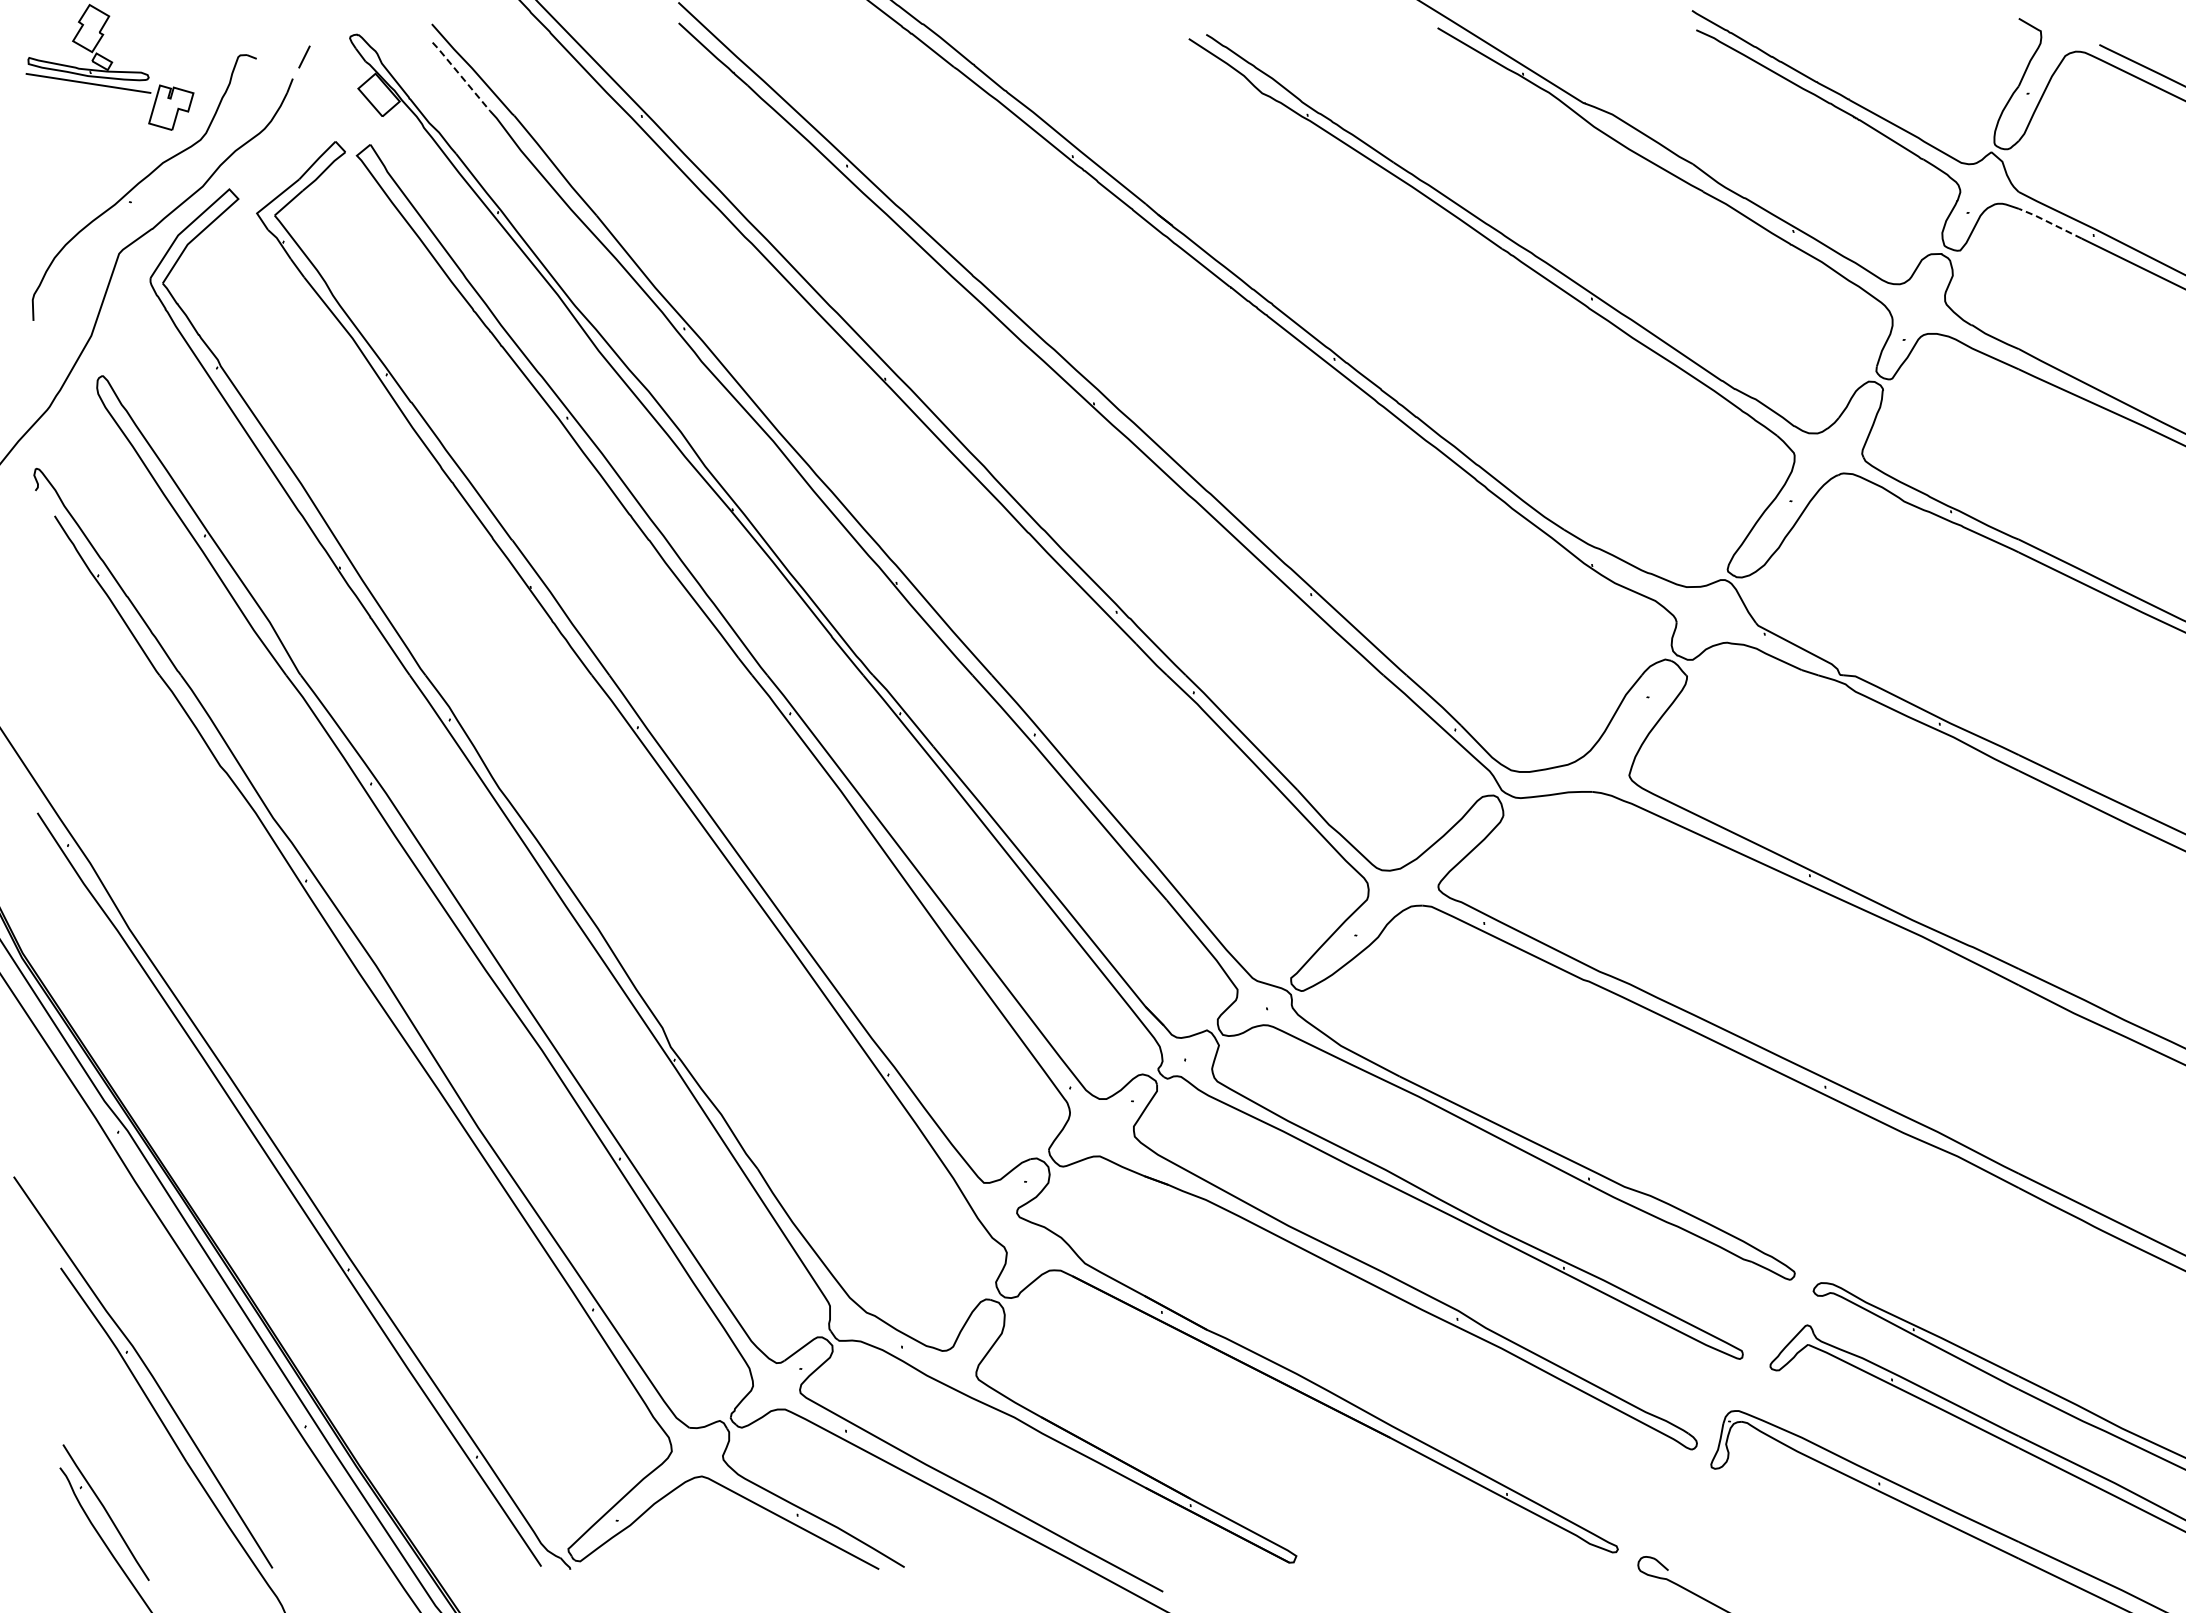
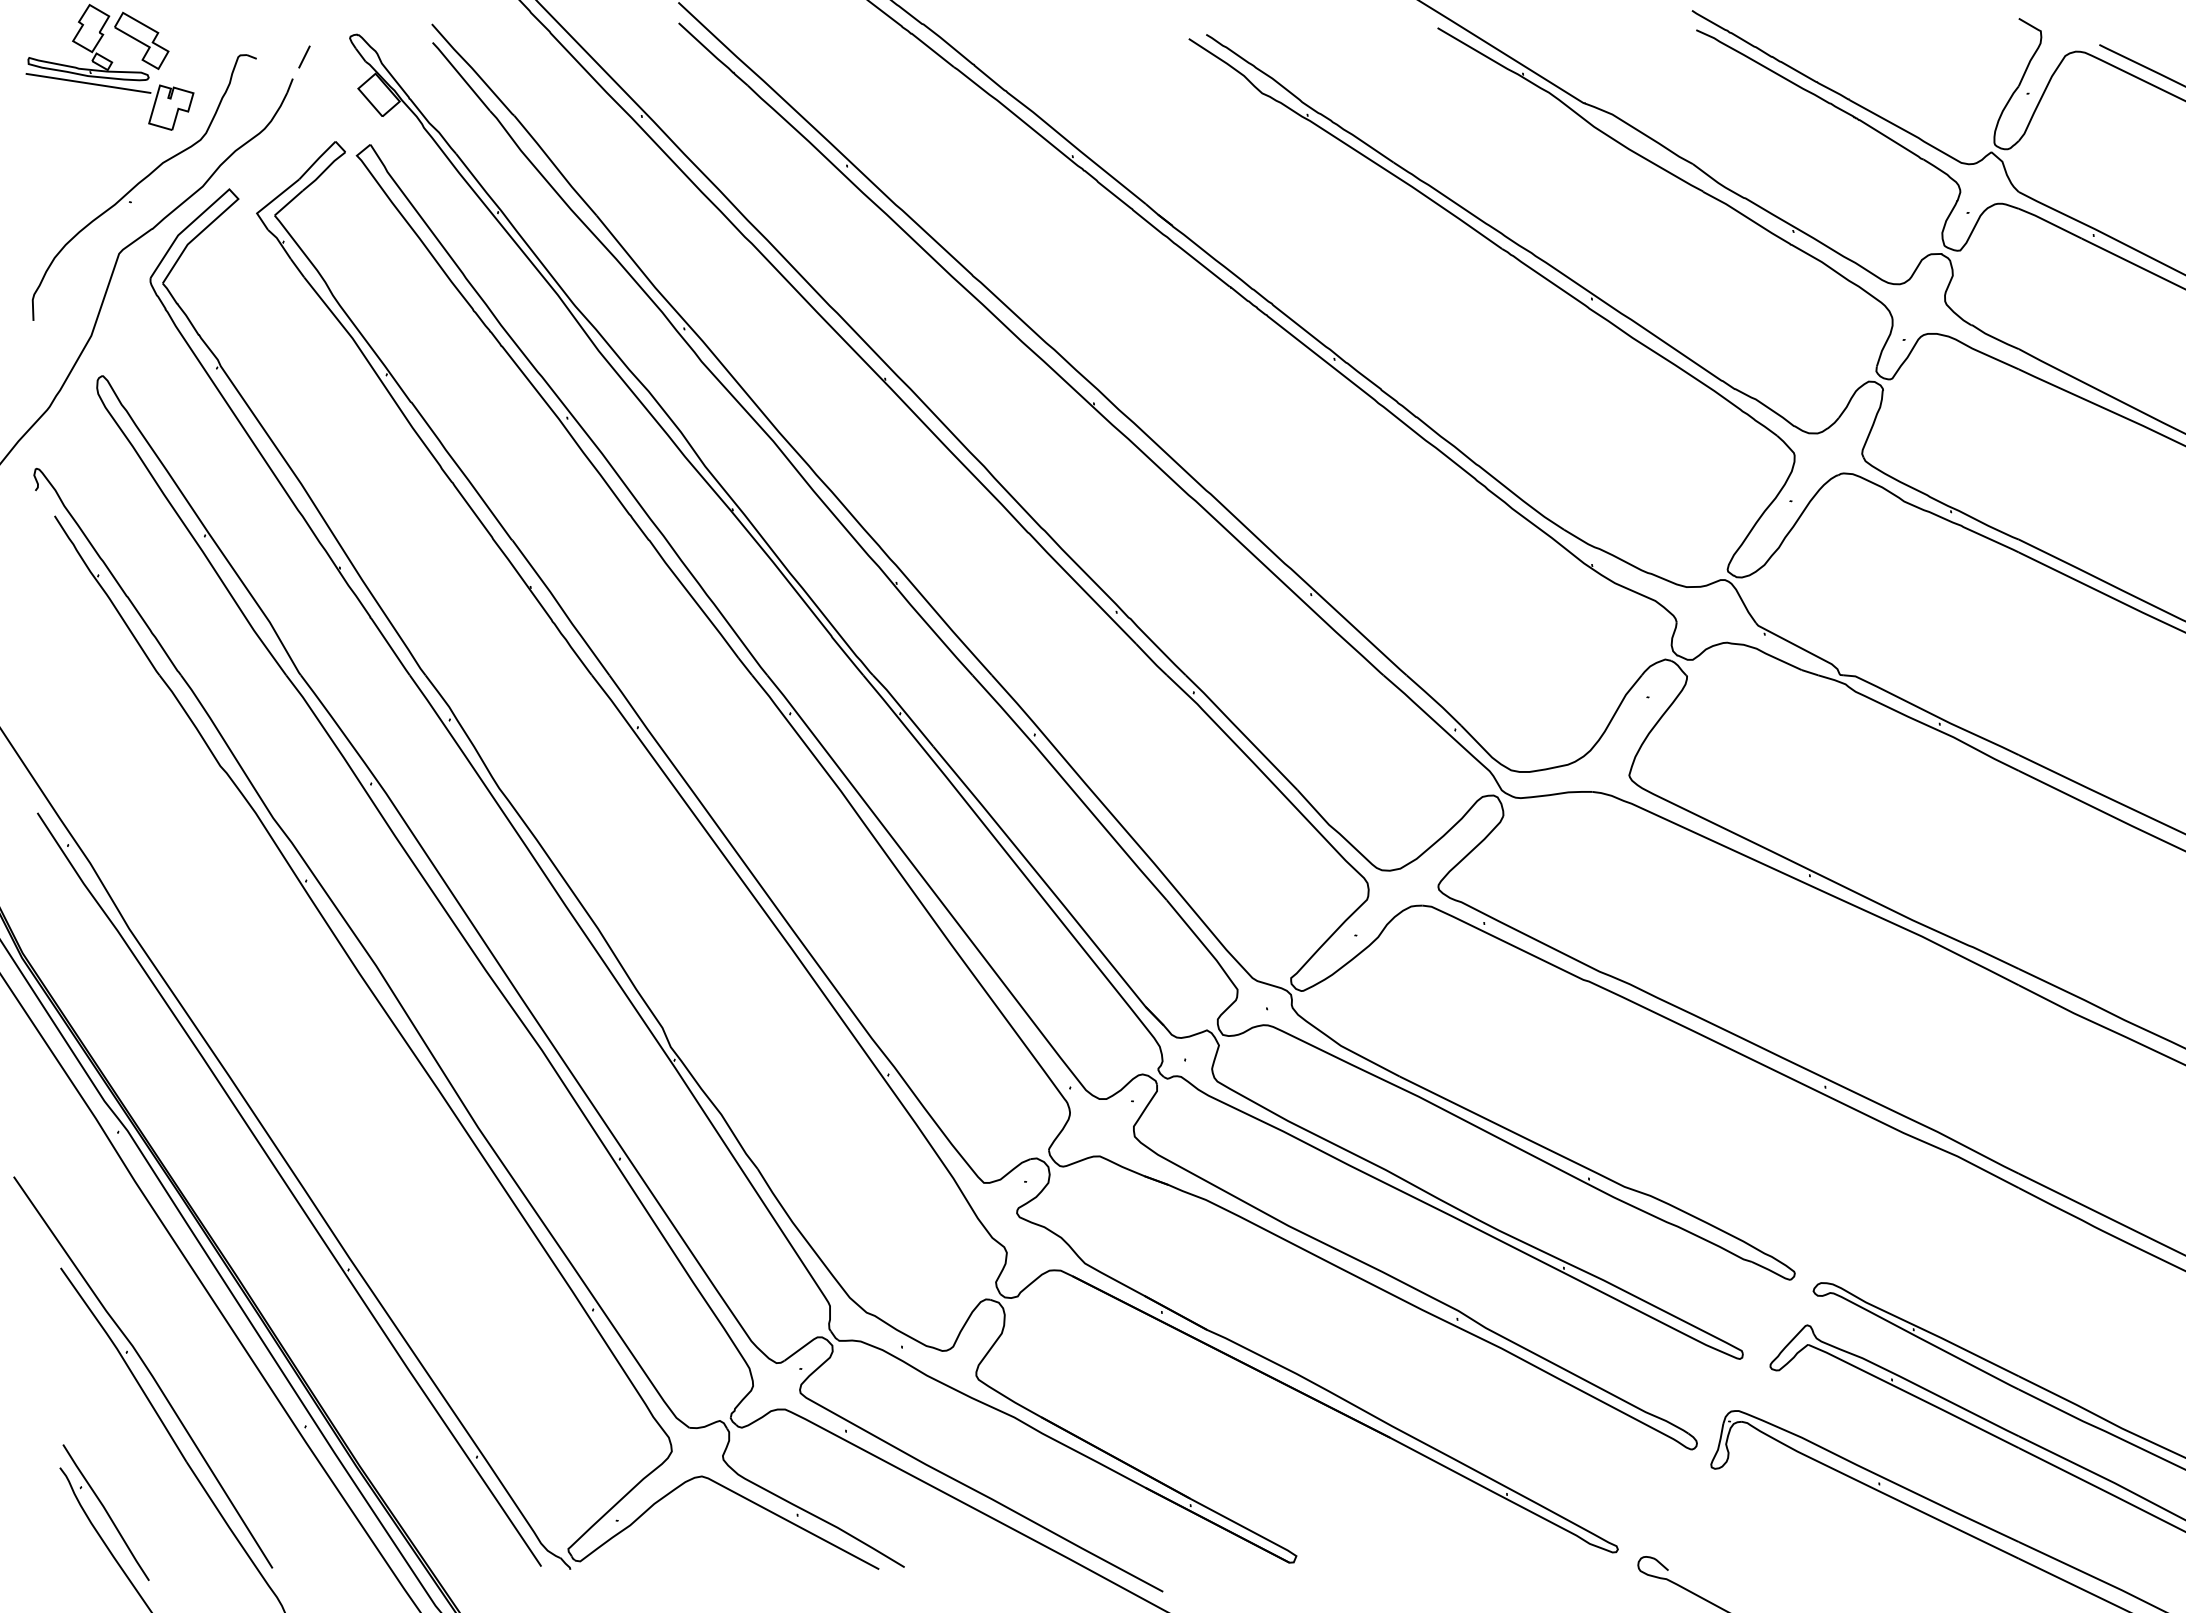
part: none -> present (141, 40)
line: dashed -> solid (461, 76)
line: dashed -> solid (2048, 222)
